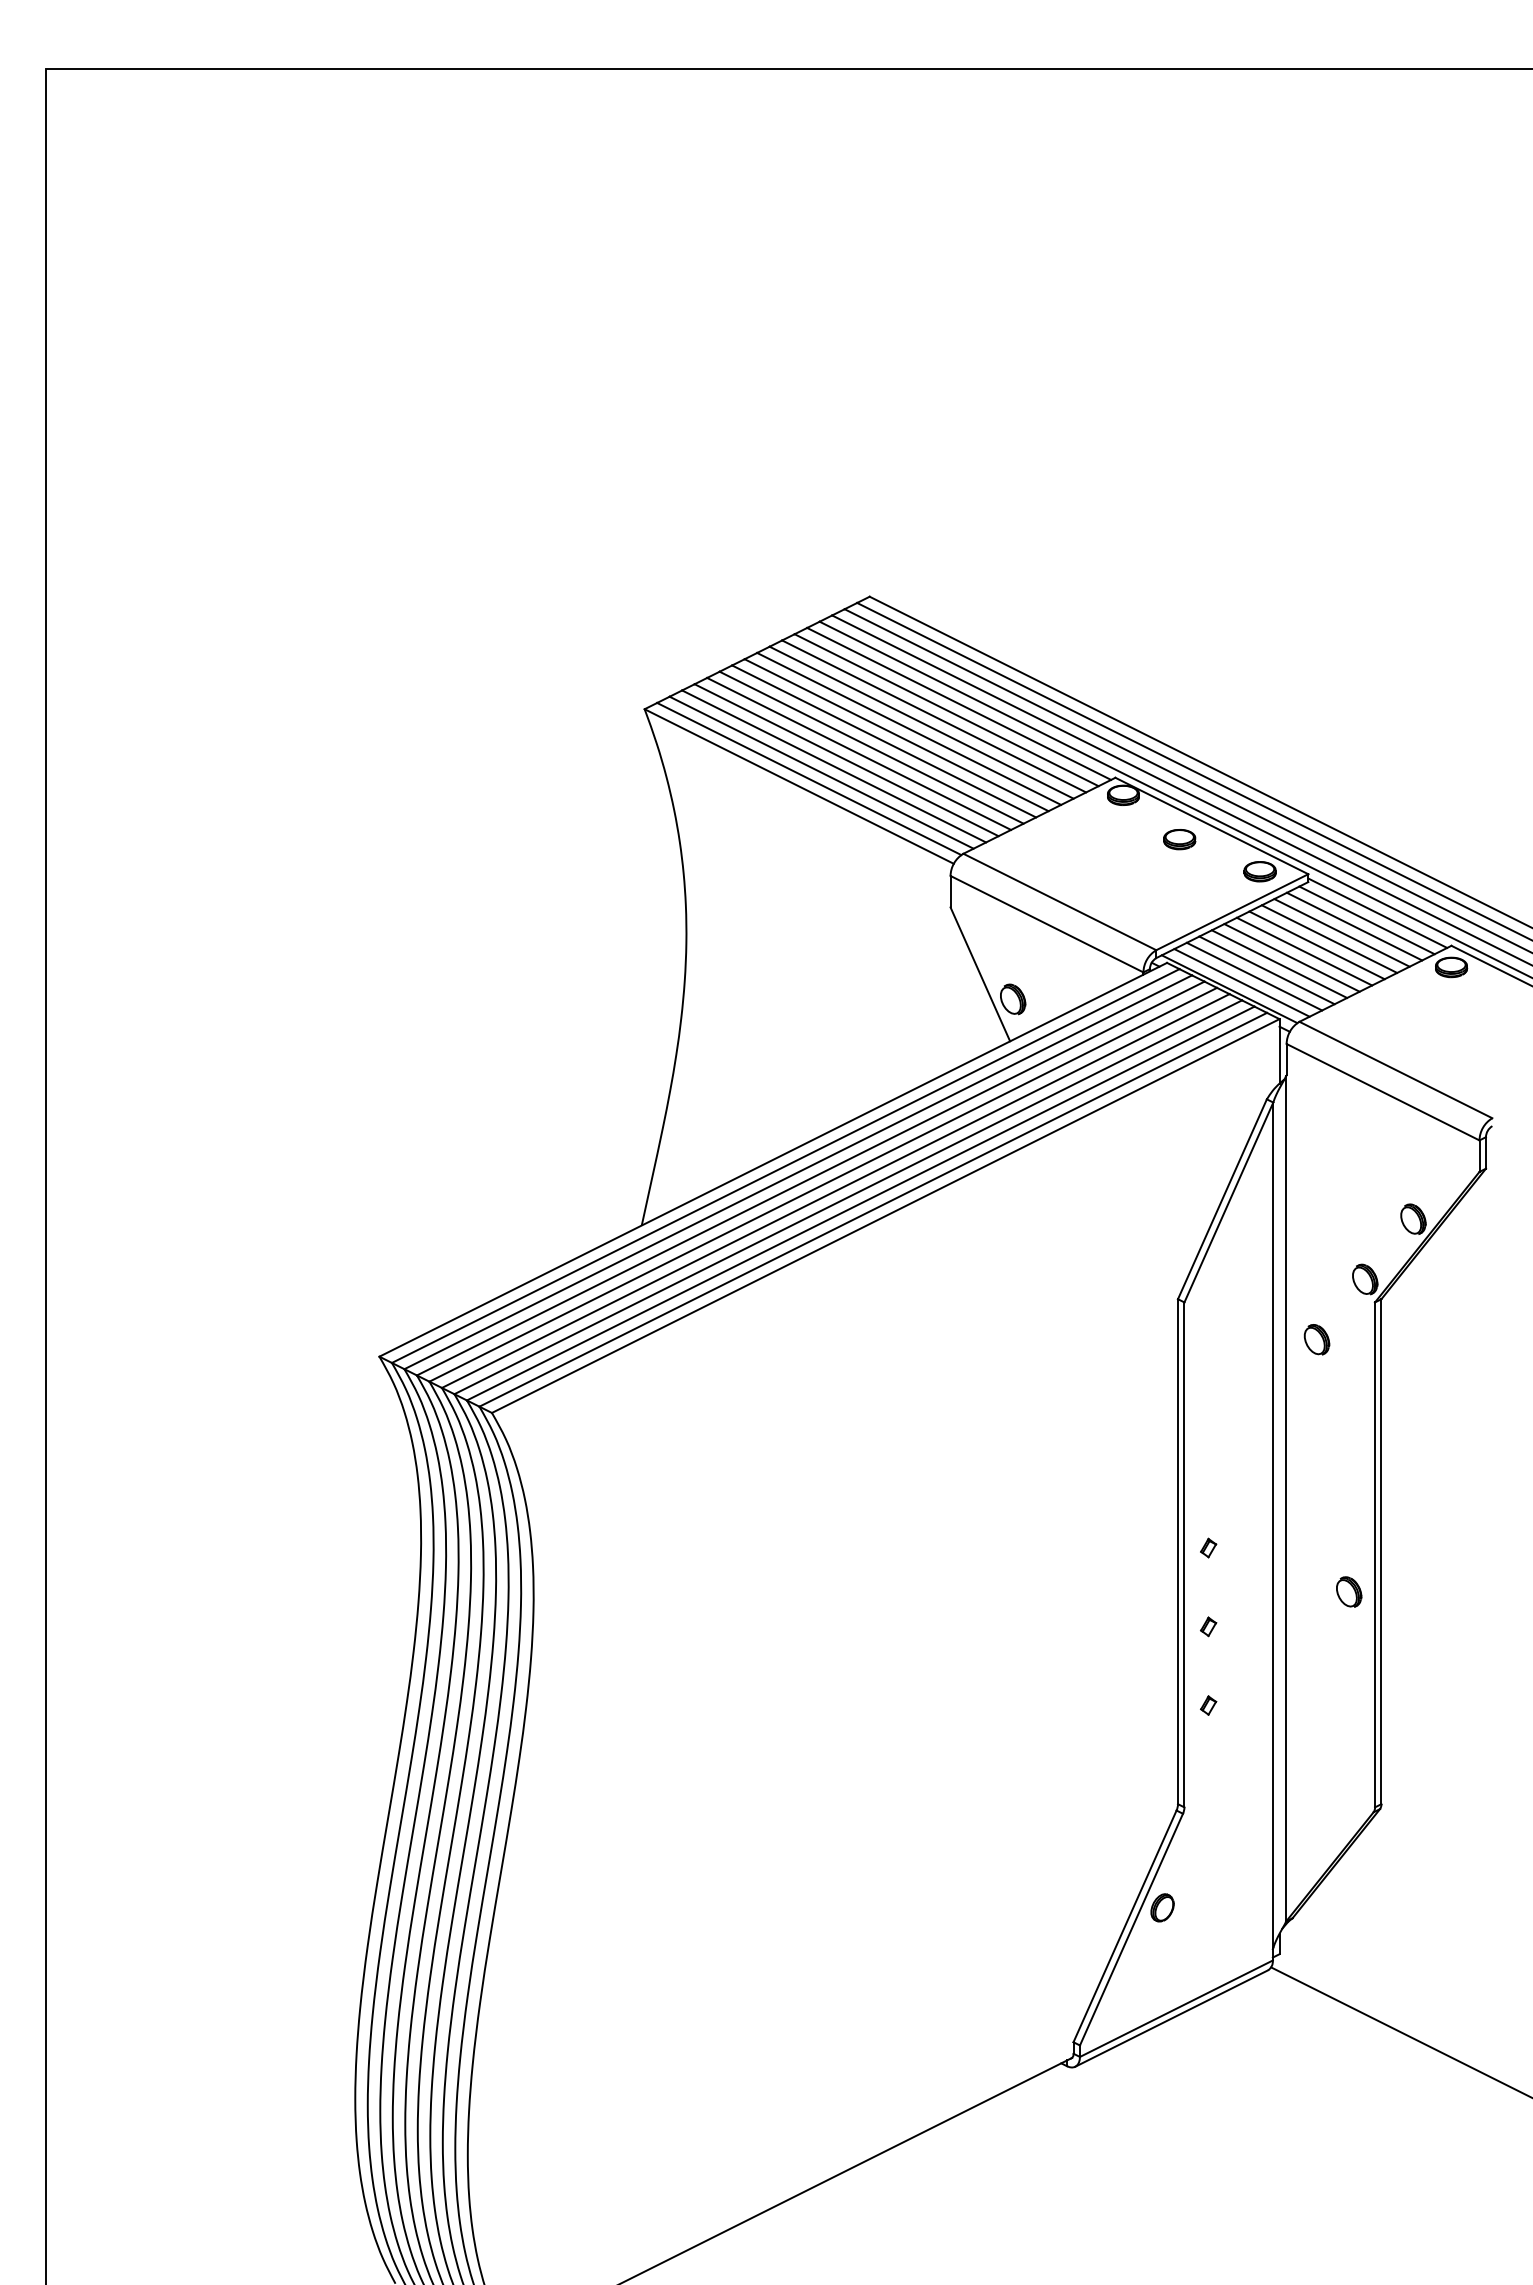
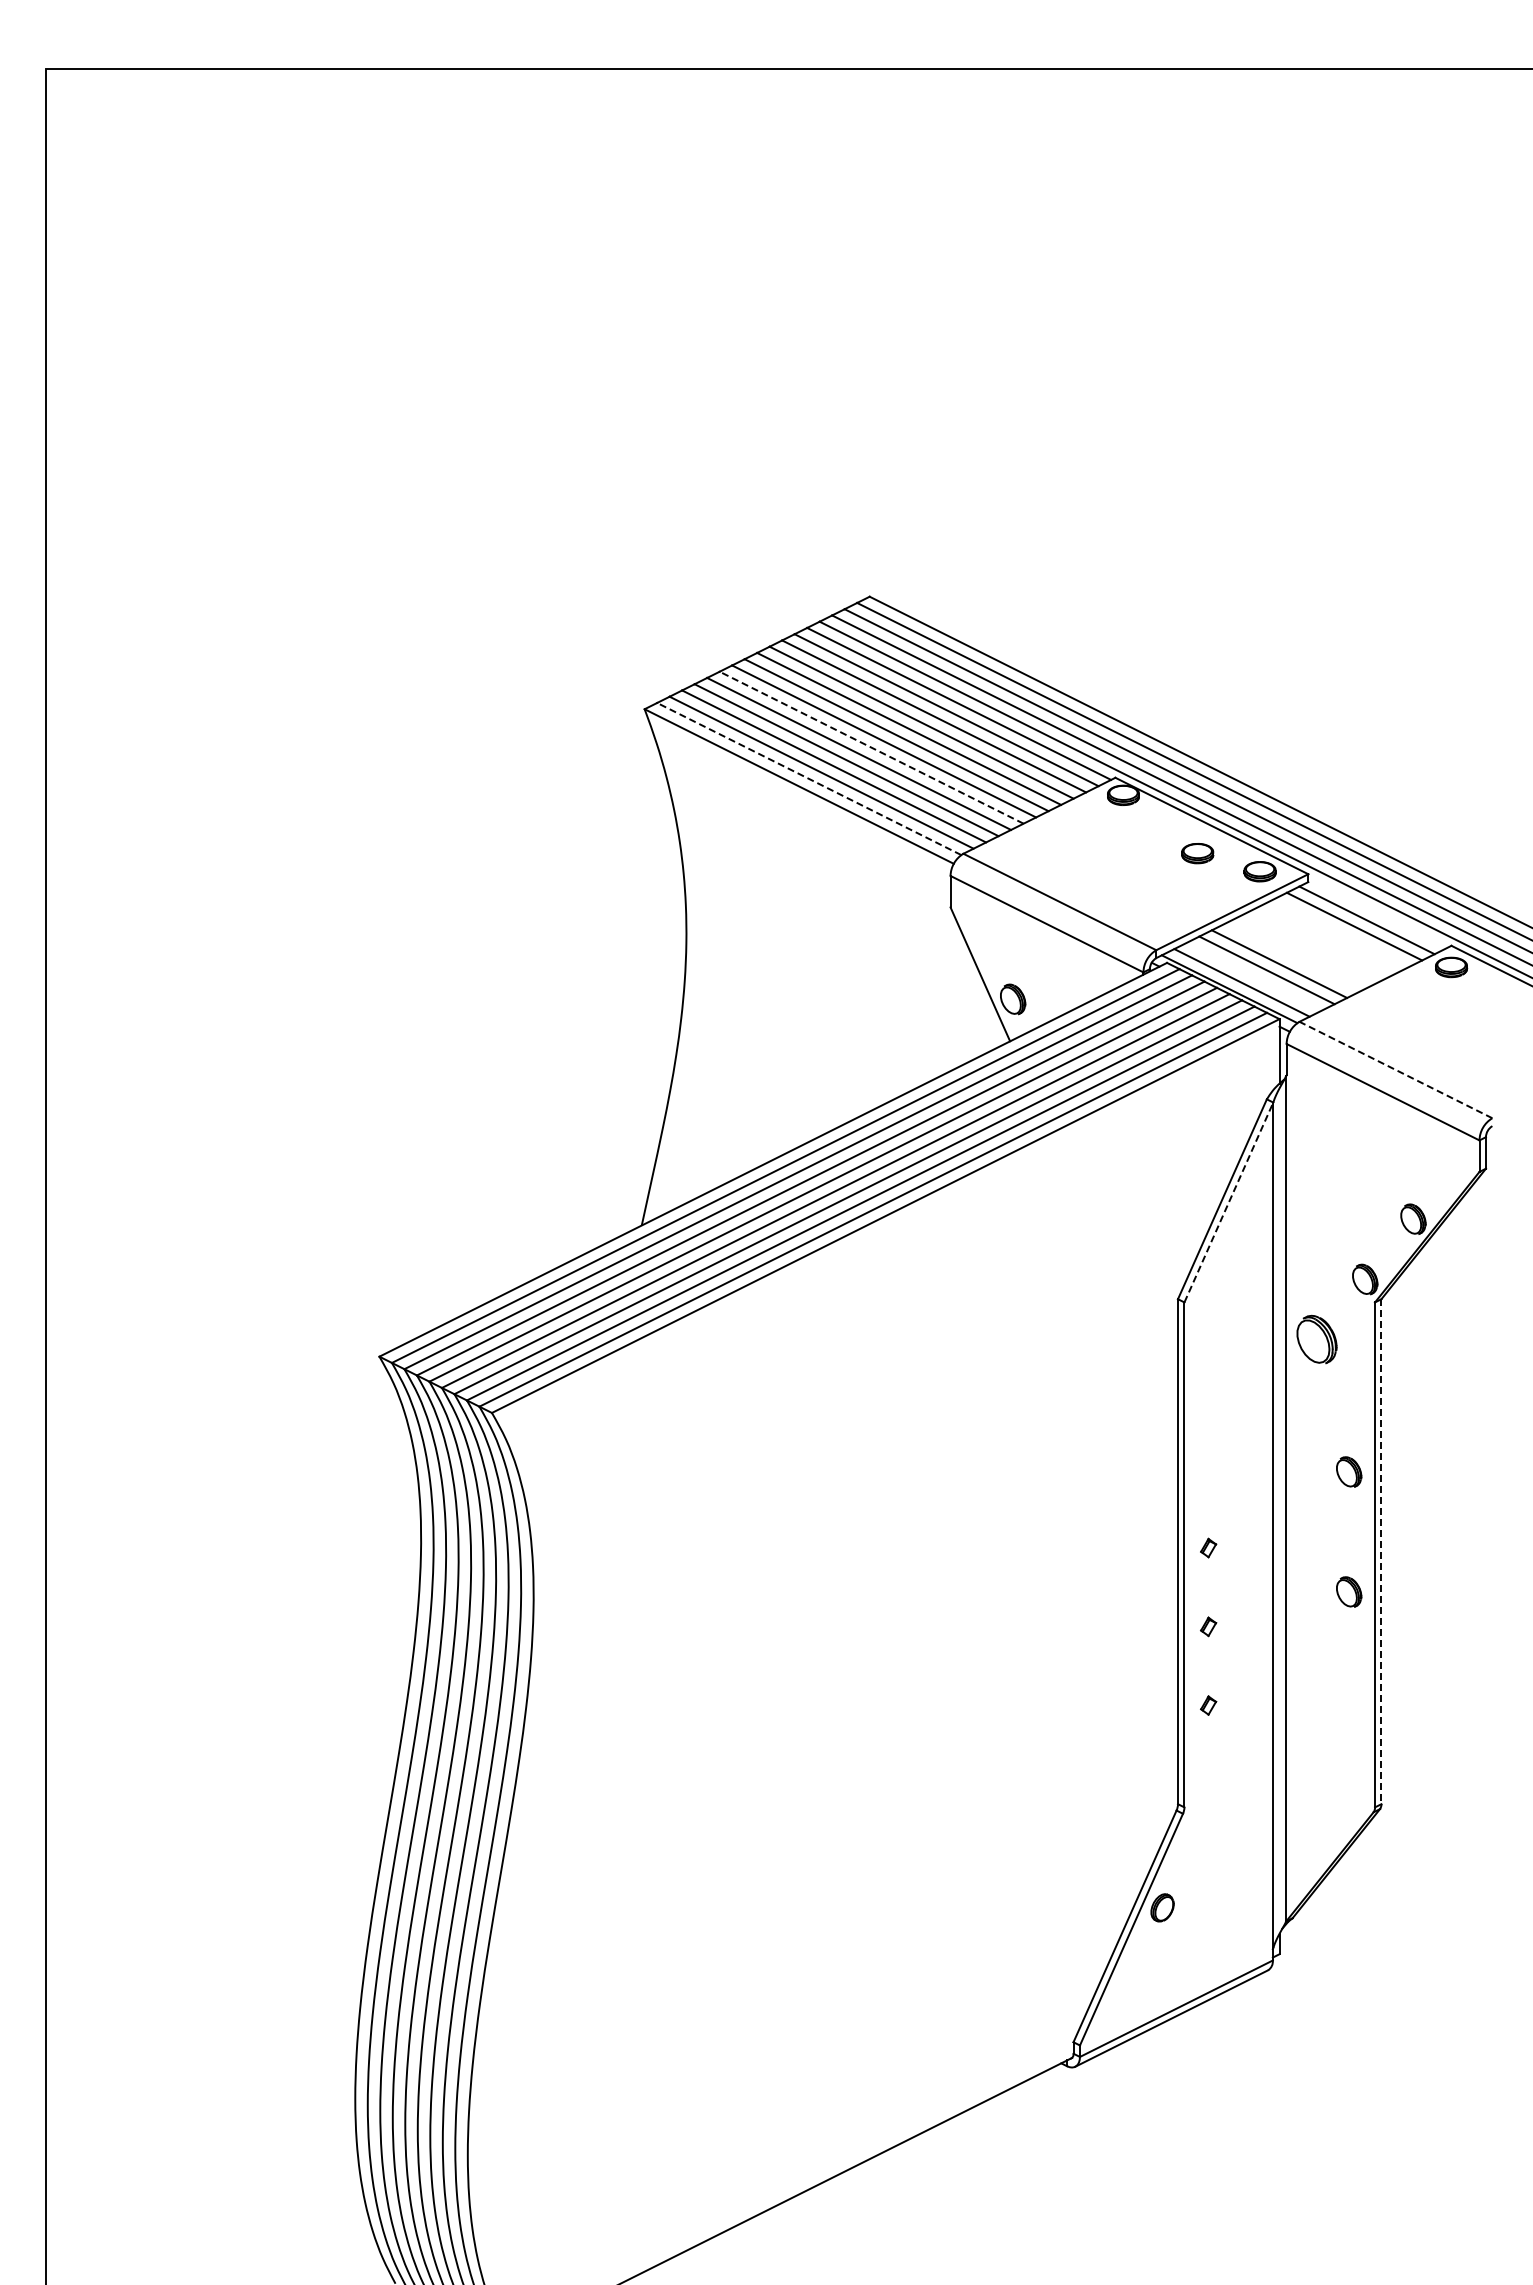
line: solid -> dashed (871, 747)
line: solid -> dashed (808, 778)
part position: (1179, 839) -> (1197, 853) (1197, 853)
line: present -> none (1377, 912)
line: present -> none (1341, 932)
line: present -> none (1329, 938)
line: present -> none (1316, 945)
line: present -> none (1304, 951)
line: present -> none (1291, 957)
line: present -> none (1254, 976)
line: solid -> dashed (1395, 1070)
line: solid -> dashed (1229, 1202)
part size: 28x32 px -> 42x51 px (1316, 1339)
part: none -> present (1349, 1471)
line: solid -> dashed (1381, 1552)
line: present -> none (1400, 2031)
